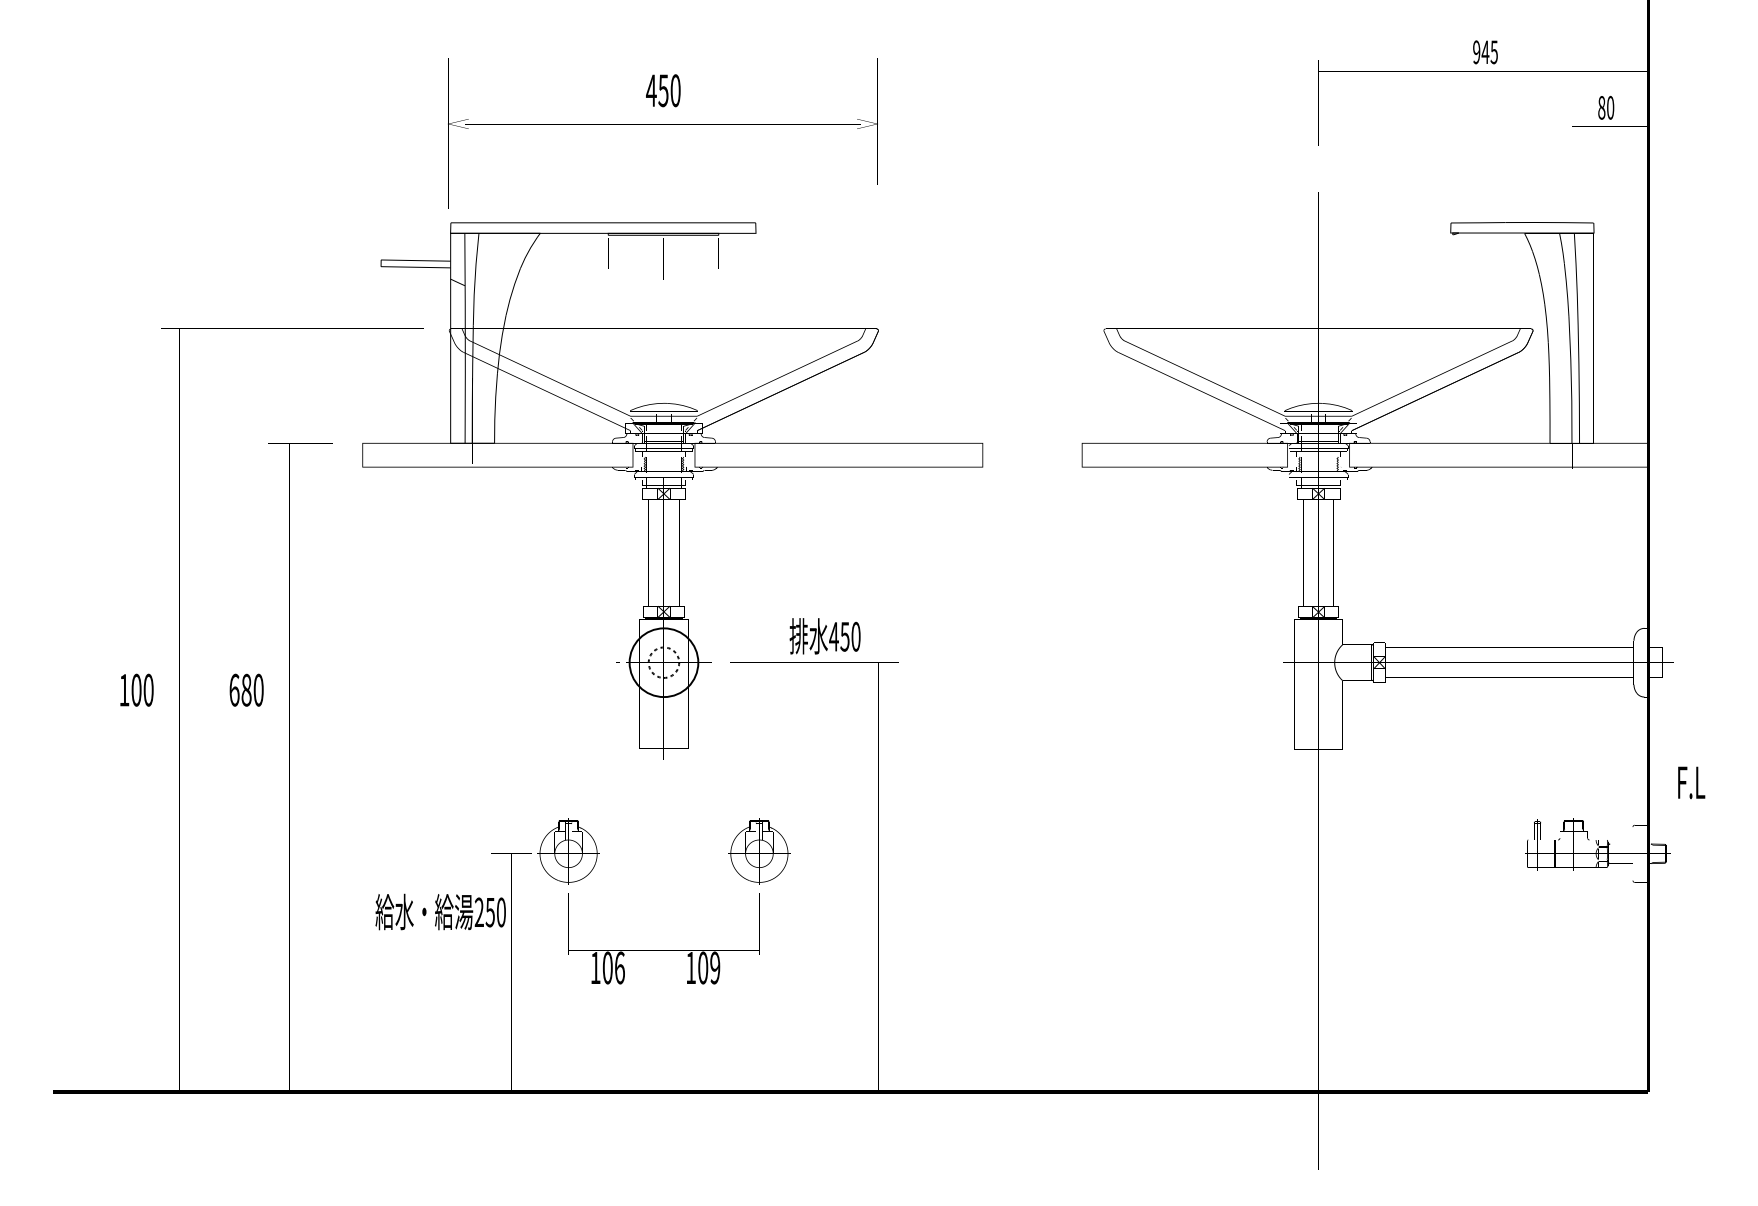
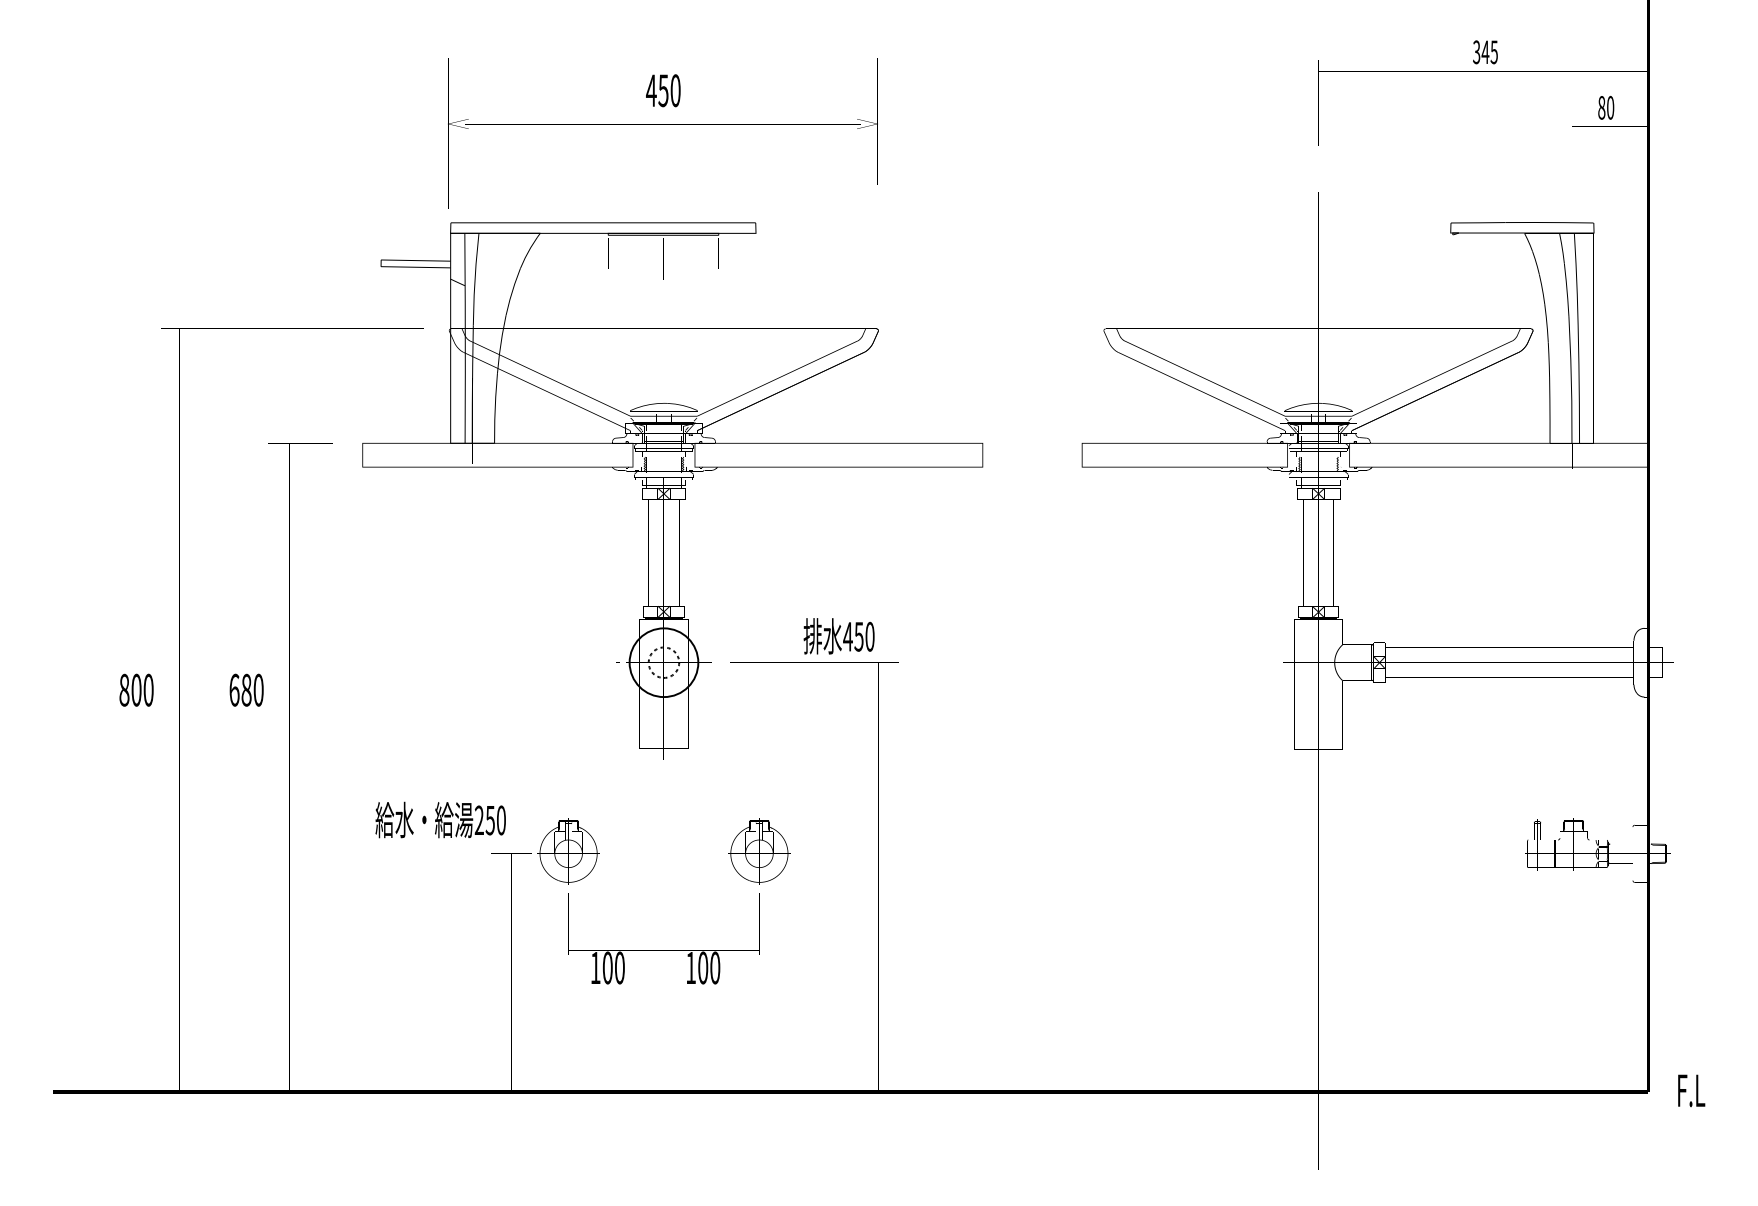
text: 945 -> 345 (1476, 52)
text position: (824, 636) -> (838, 636) (838, 636)
text: 100 -> 800 (124, 689)
text position: (1691, 782) -> (1691, 1090) (1691, 1090)
text position: (440, 911) -> (440, 819) (440, 819)
text: 106 -> 100 (619, 967)
text: 109 -> 100 (715, 967)
